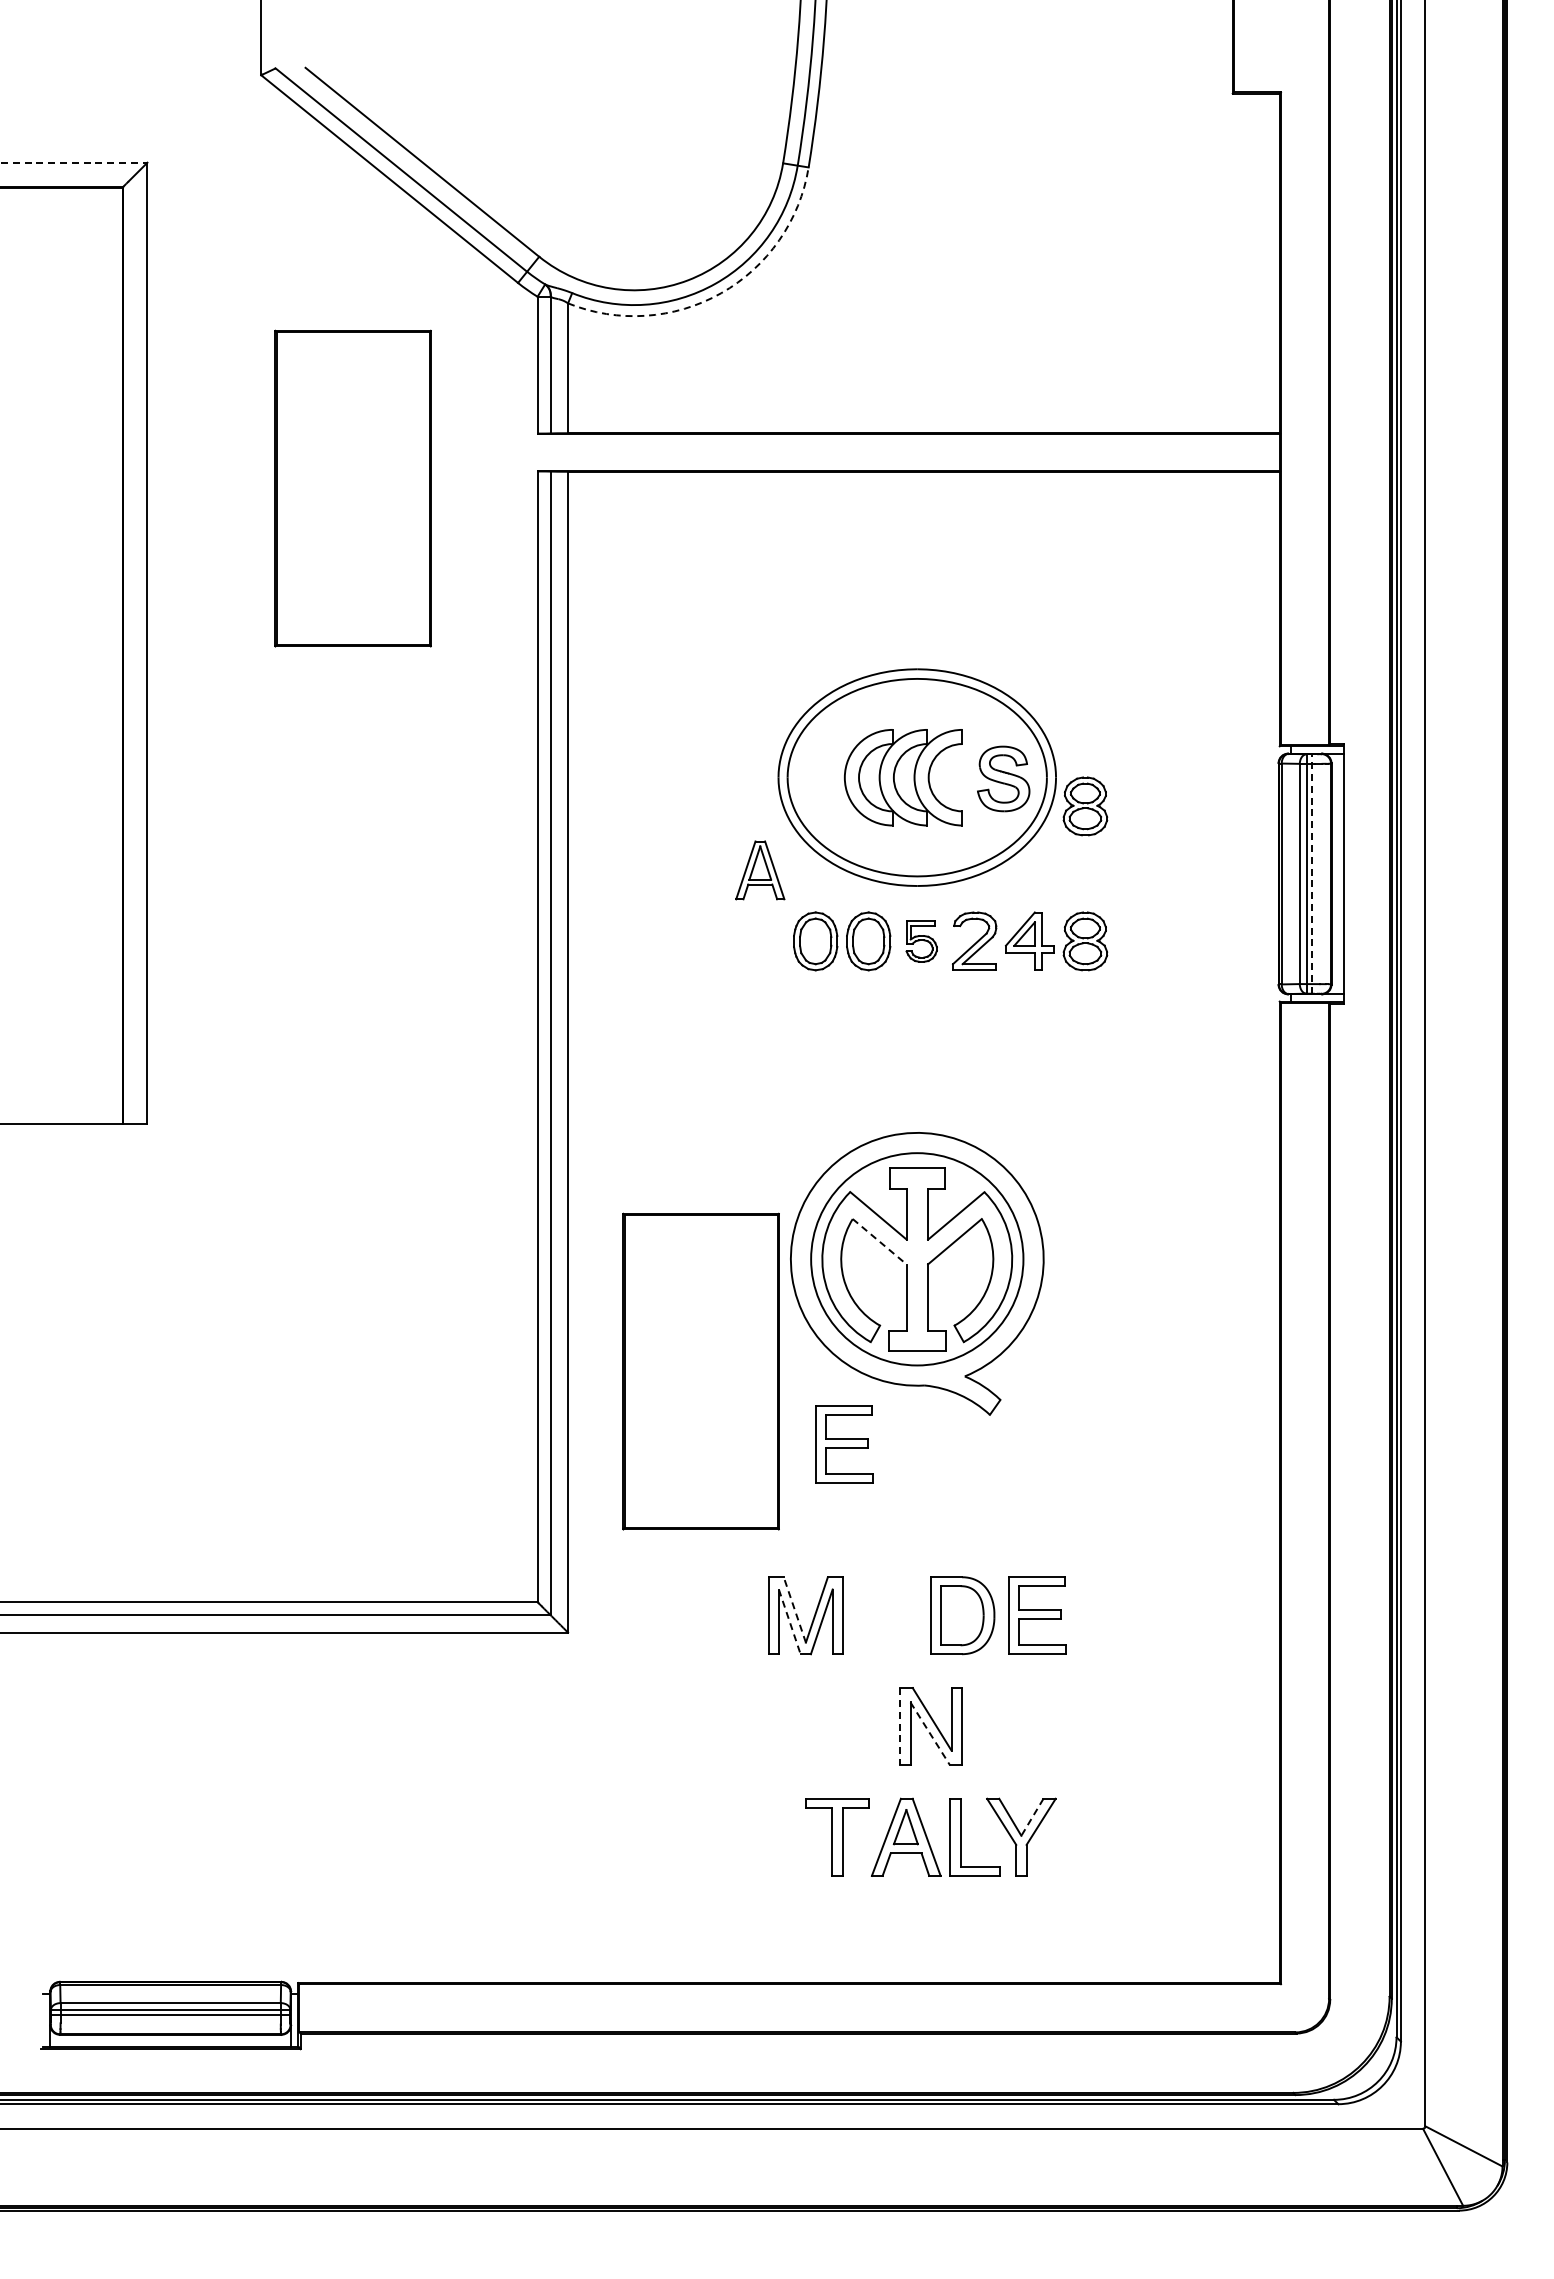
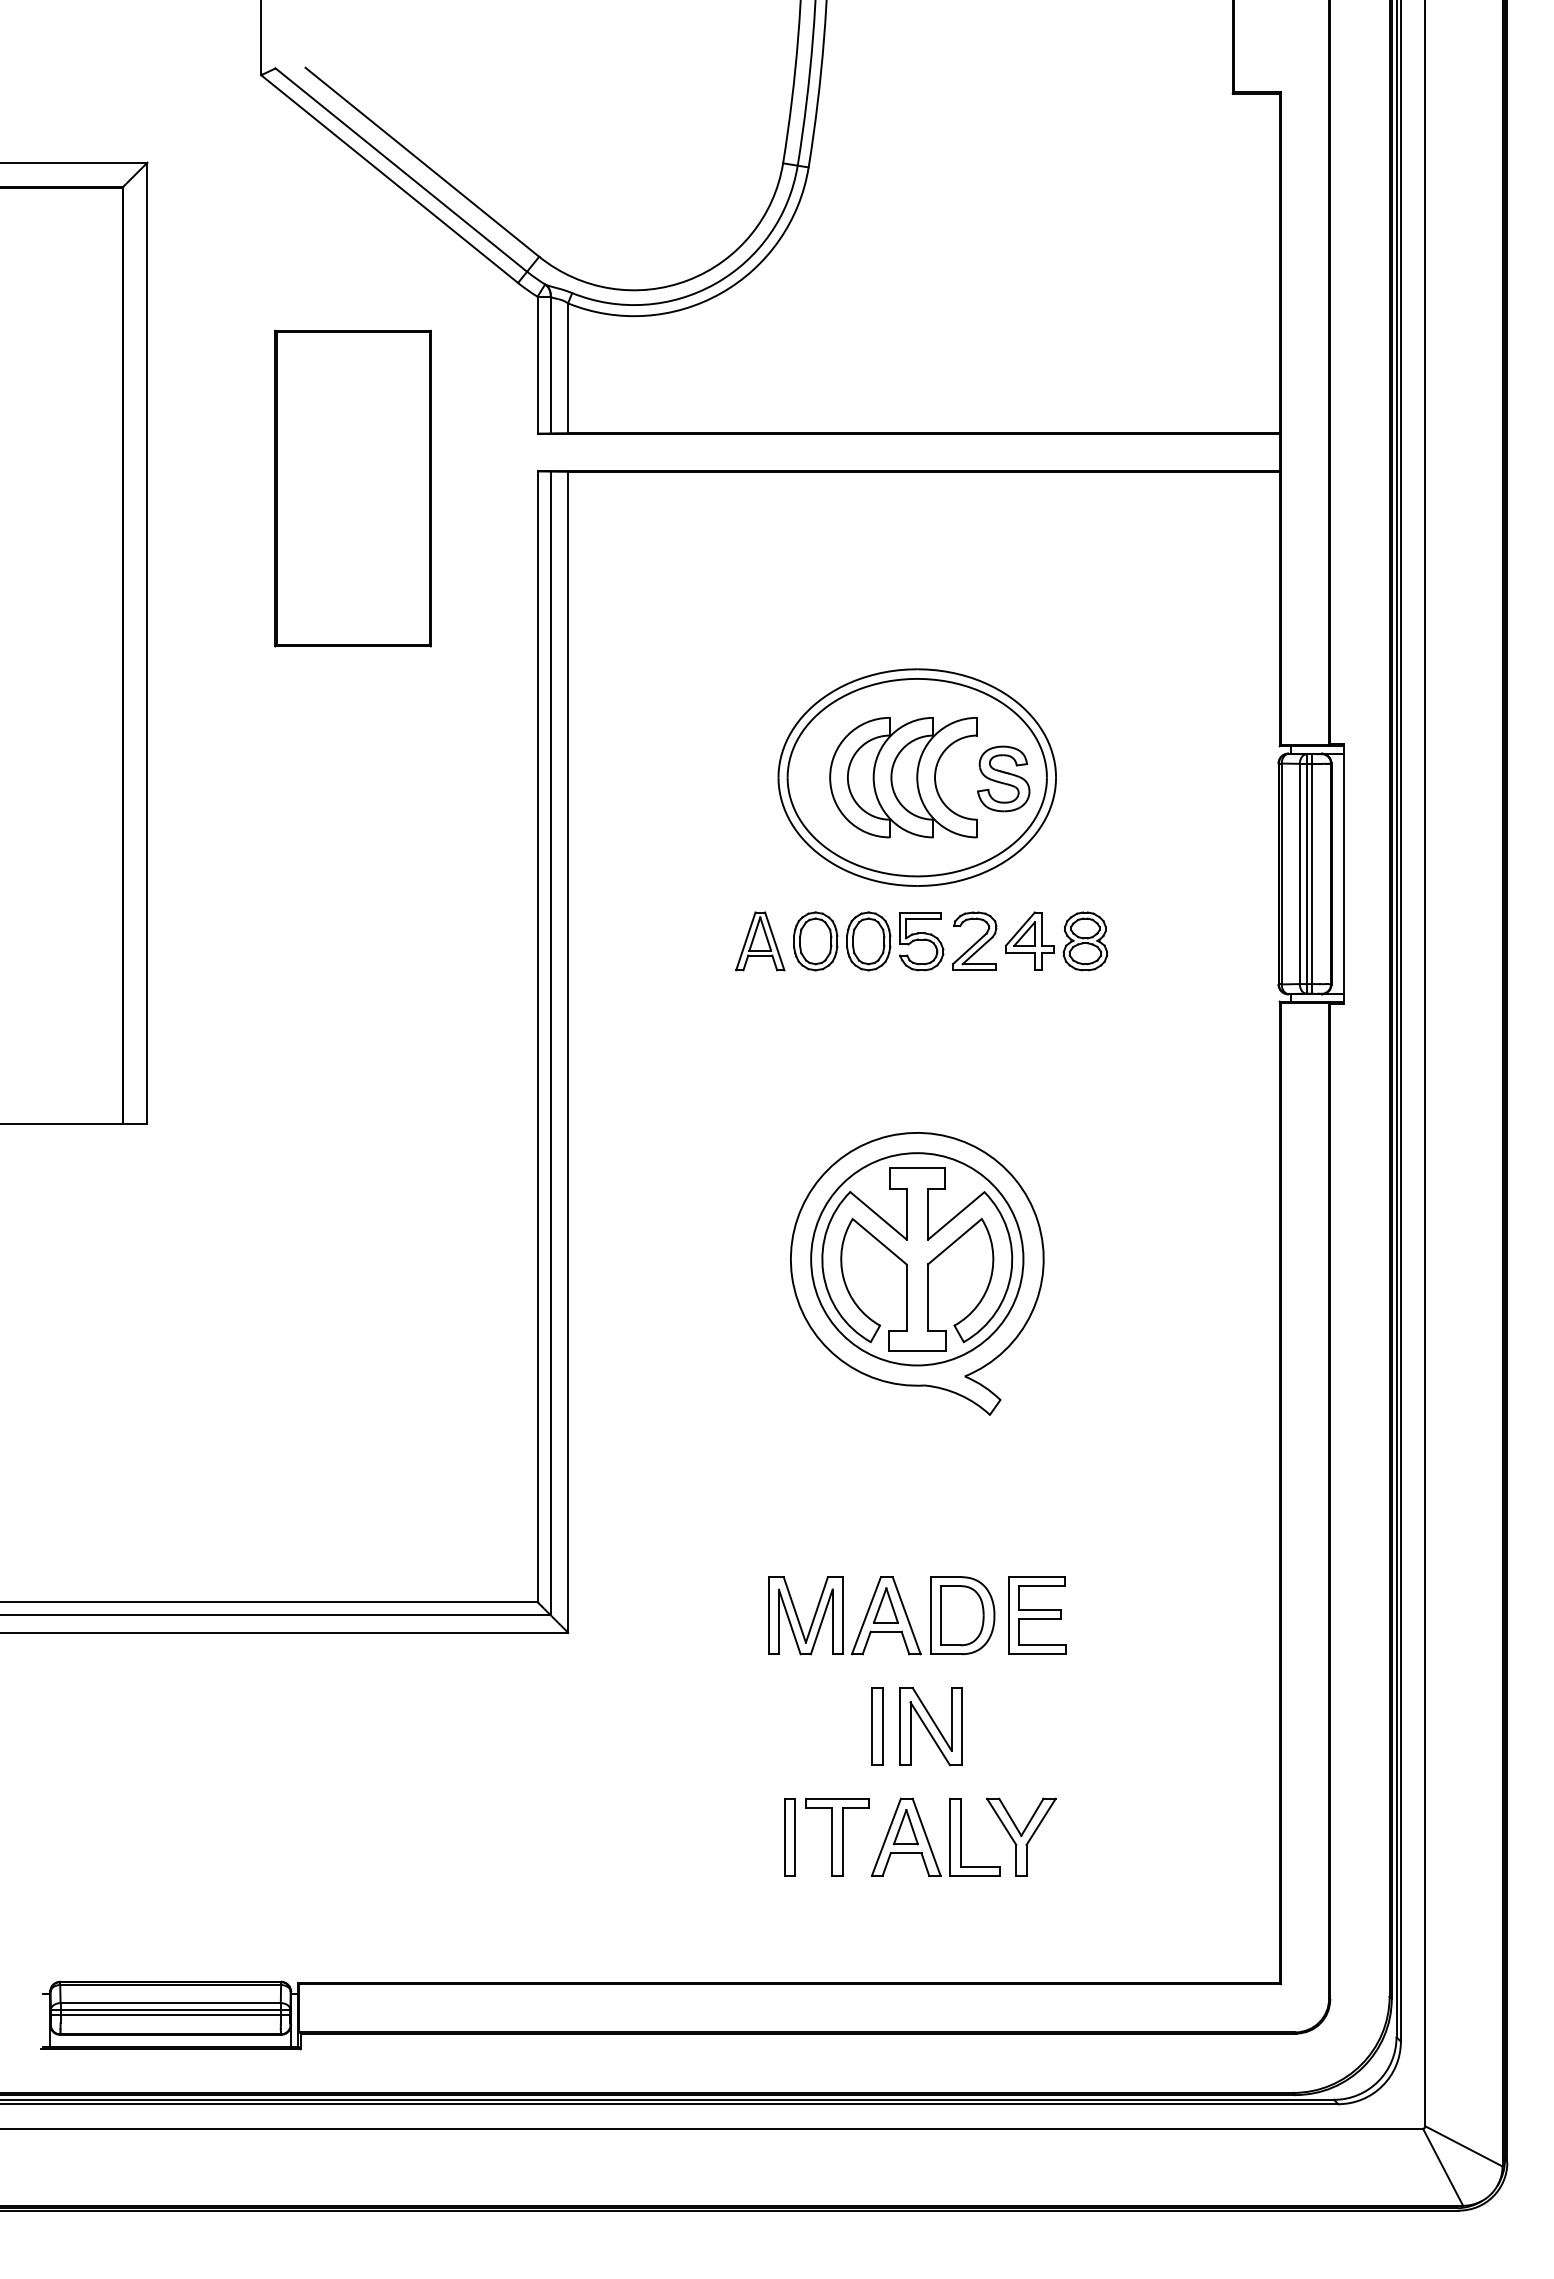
line: dashed -> solid (74, 162)
arc: dashed -> solid (721, 293)
part size: 120x98 px -> 149x122 px (903, 777)
part: present -> none (1085, 806)
part position: (760, 870) -> (760, 941) (760, 941)
line: dashed -> solid (1311, 873)
part size: 33x43 px -> 46x60 px (921, 941)
line: dashed -> solid (880, 1242)
part: present -> none (700, 1371)
part: present -> none (844, 1444)
line: dashed -> solid (794, 1609)
part: none -> present (886, 1615)
line: dashed -> solid (789, 1622)
part: none -> present (877, 1726)
line: dashed -> solid (900, 1726)
line: dashed -> solid (930, 1733)
line: dashed -> solid (1032, 1817)
part: none -> present (789, 1837)
